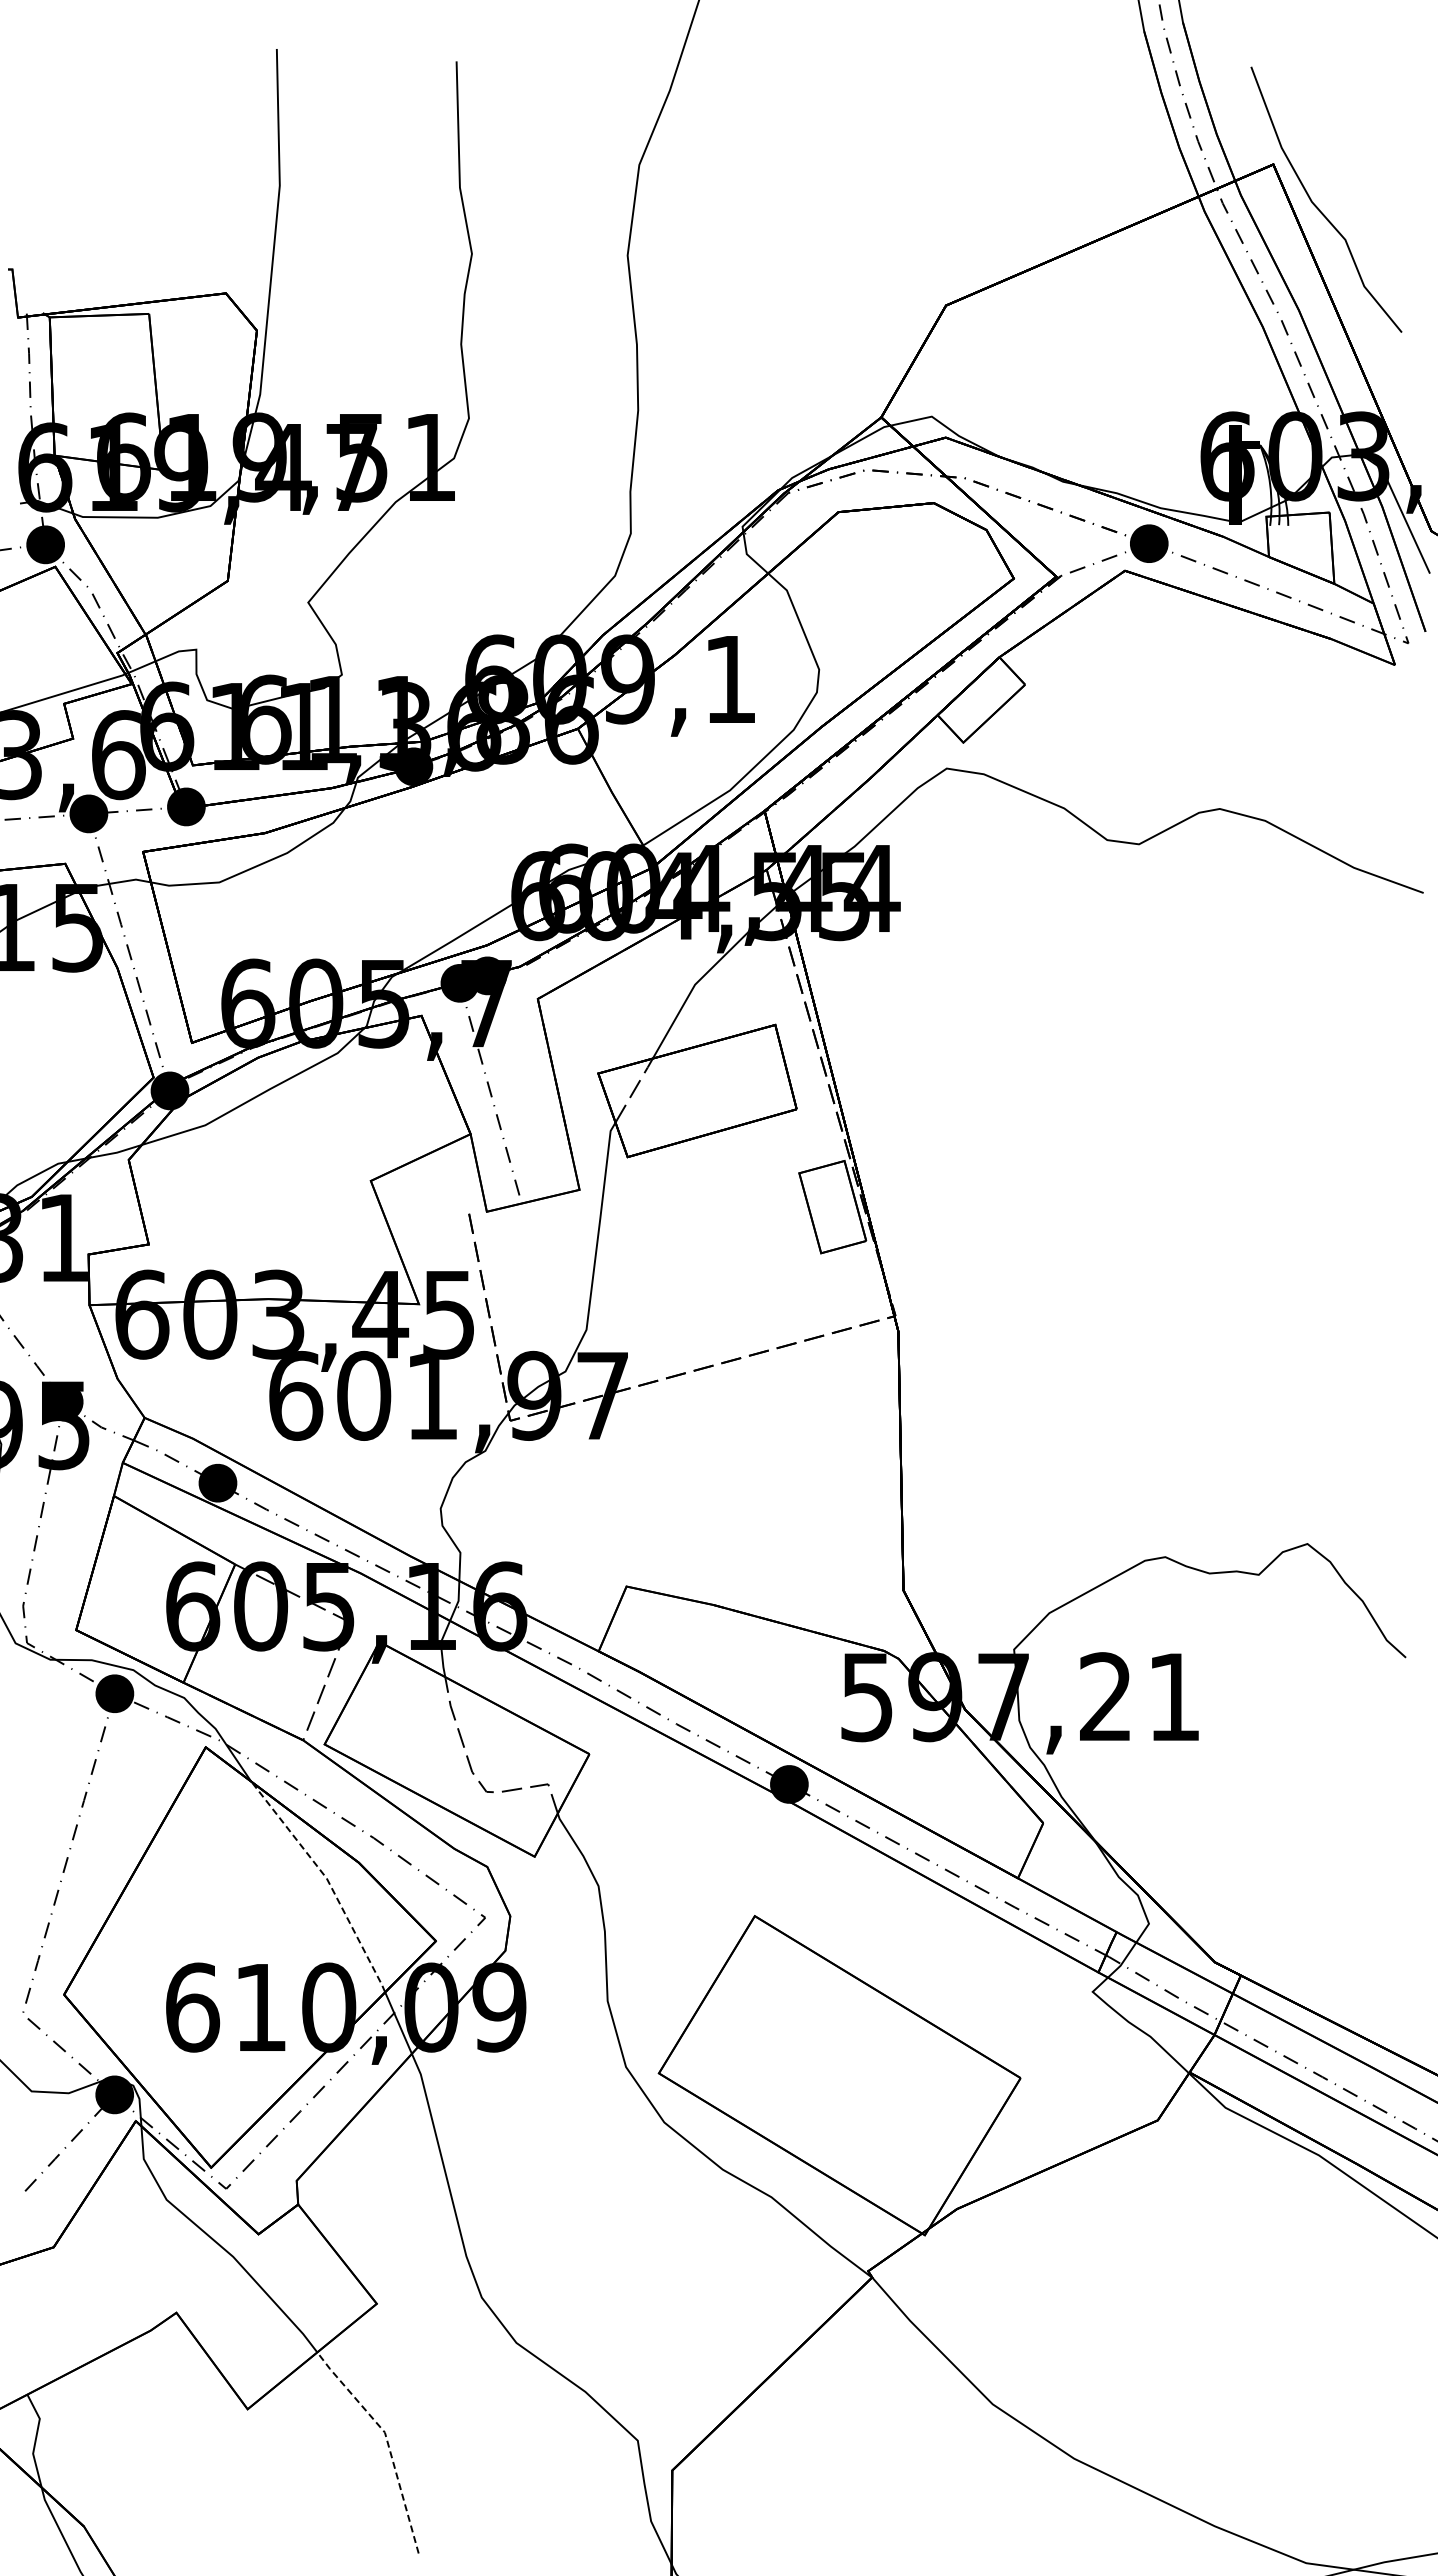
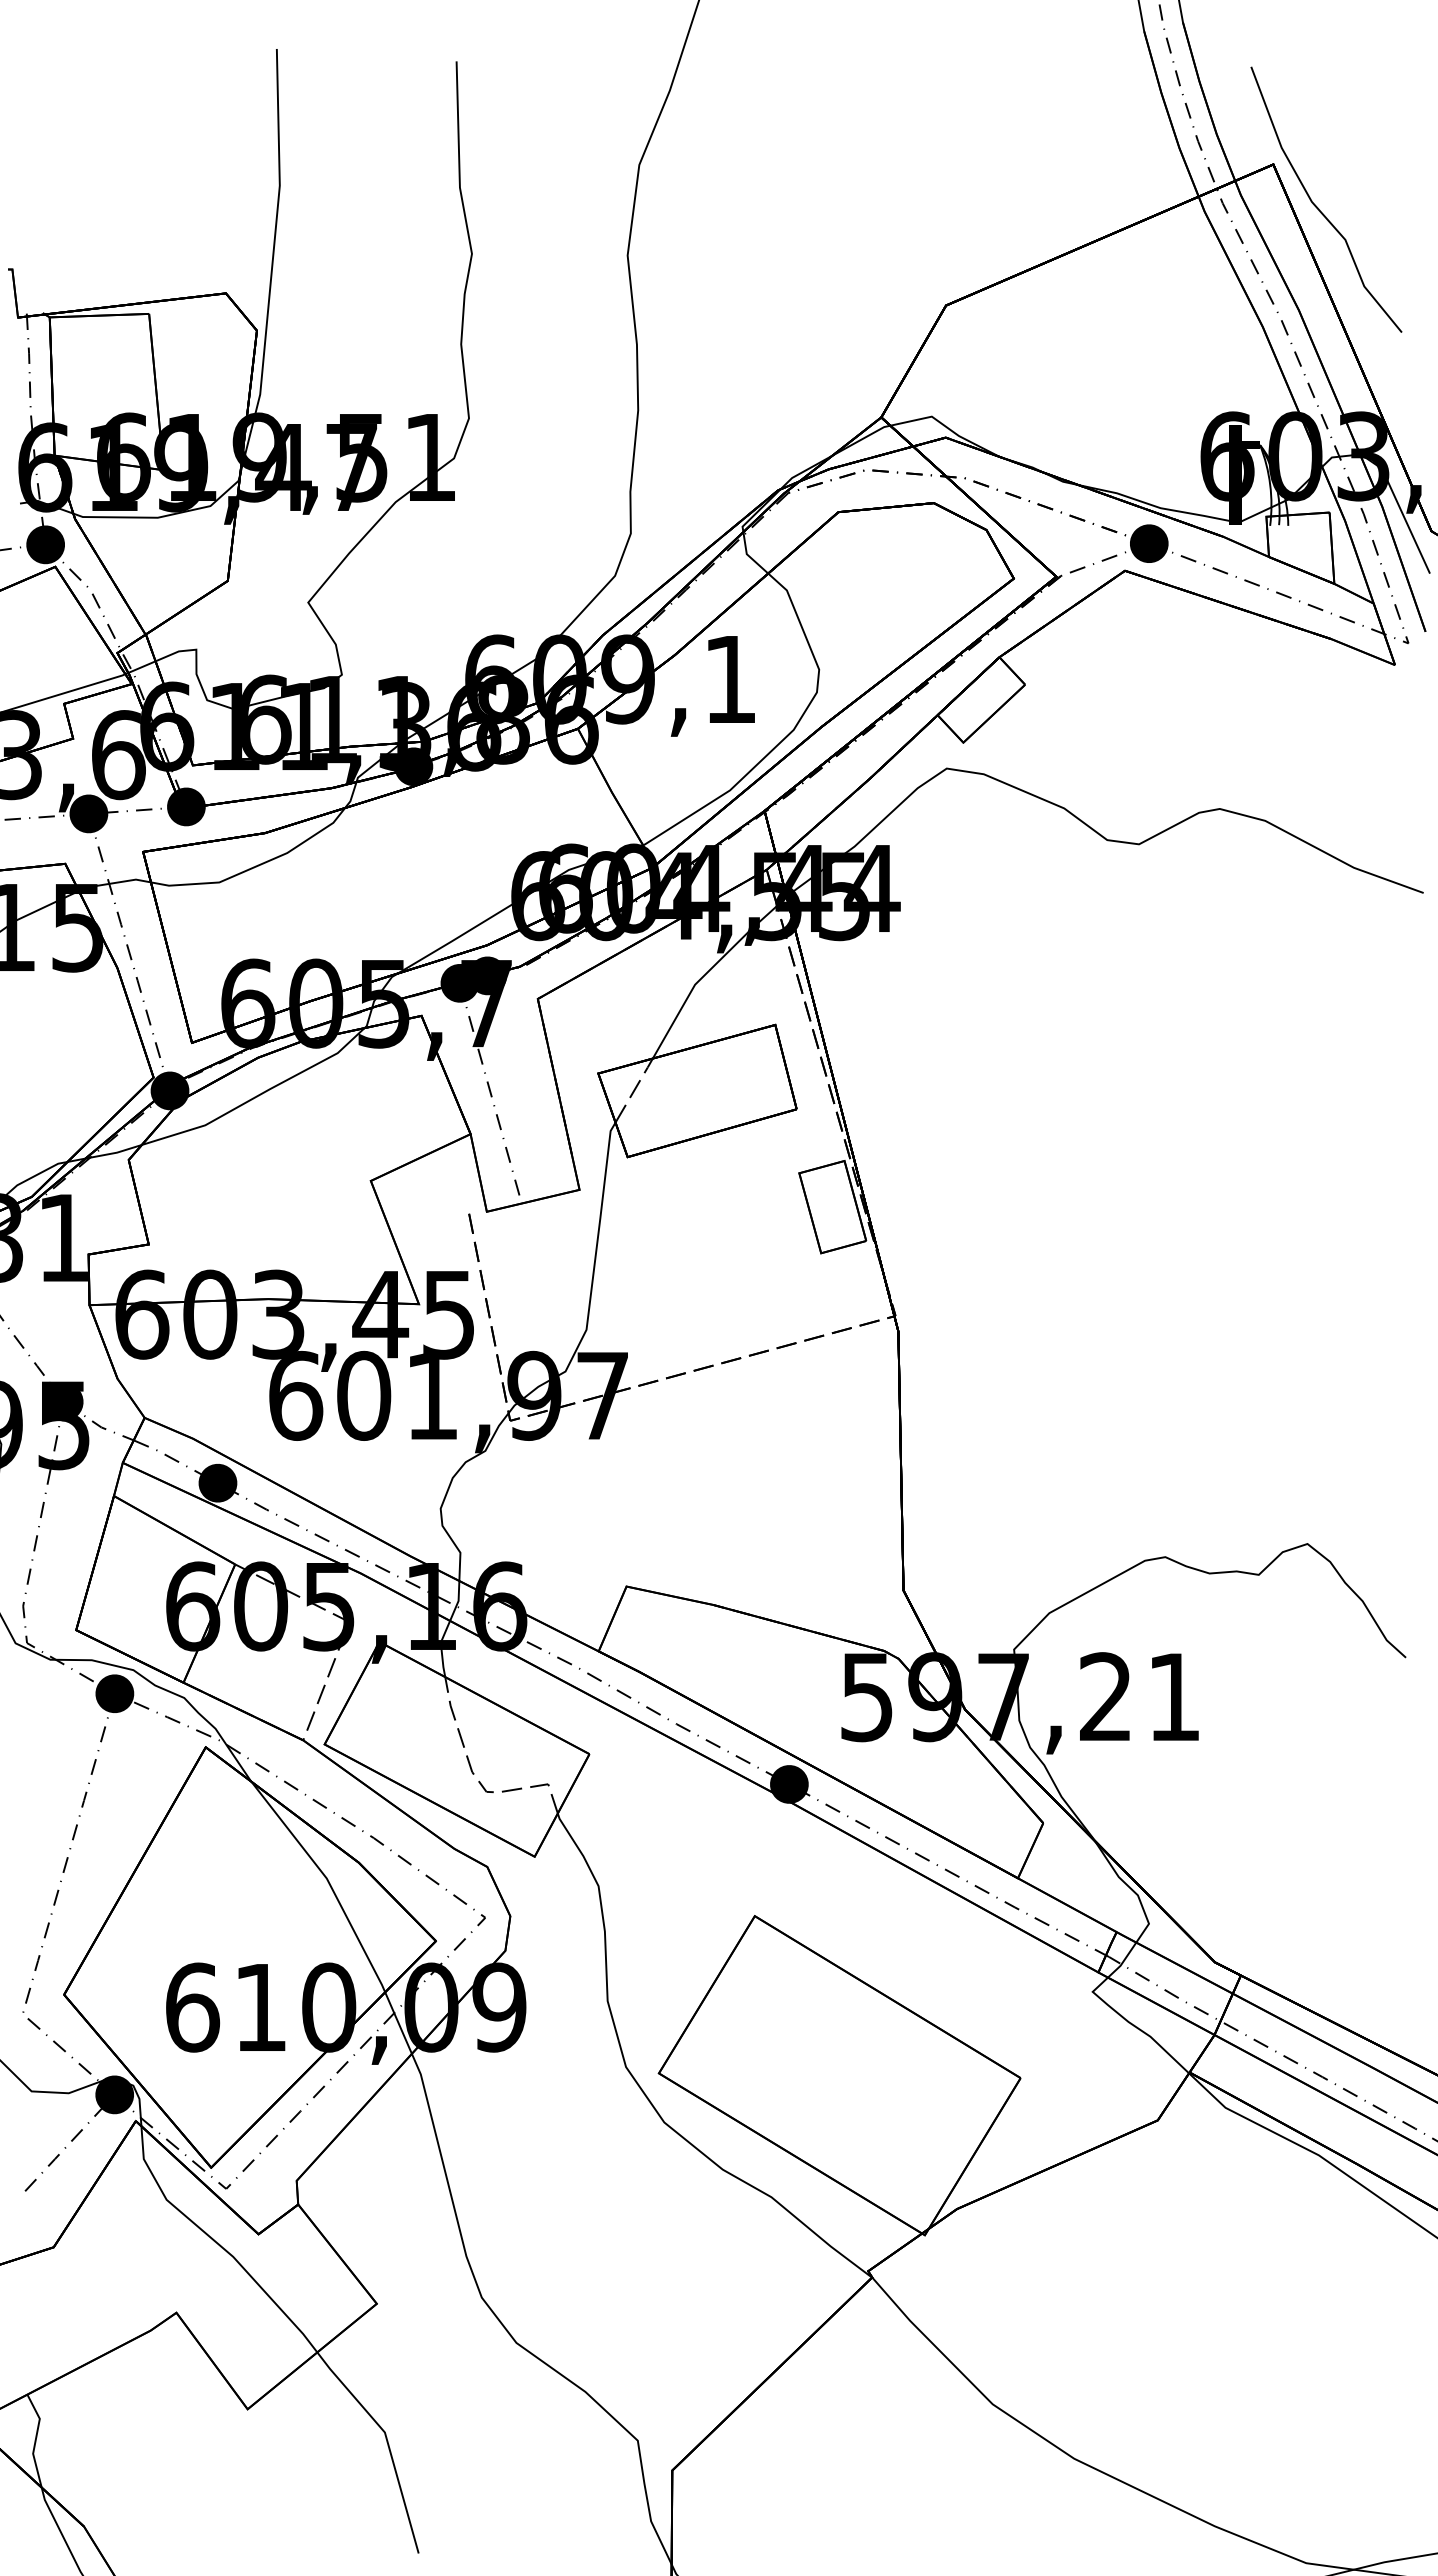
line: dashed -> solid (328, 1881)
line: dashed -> solid (387, 2441)
